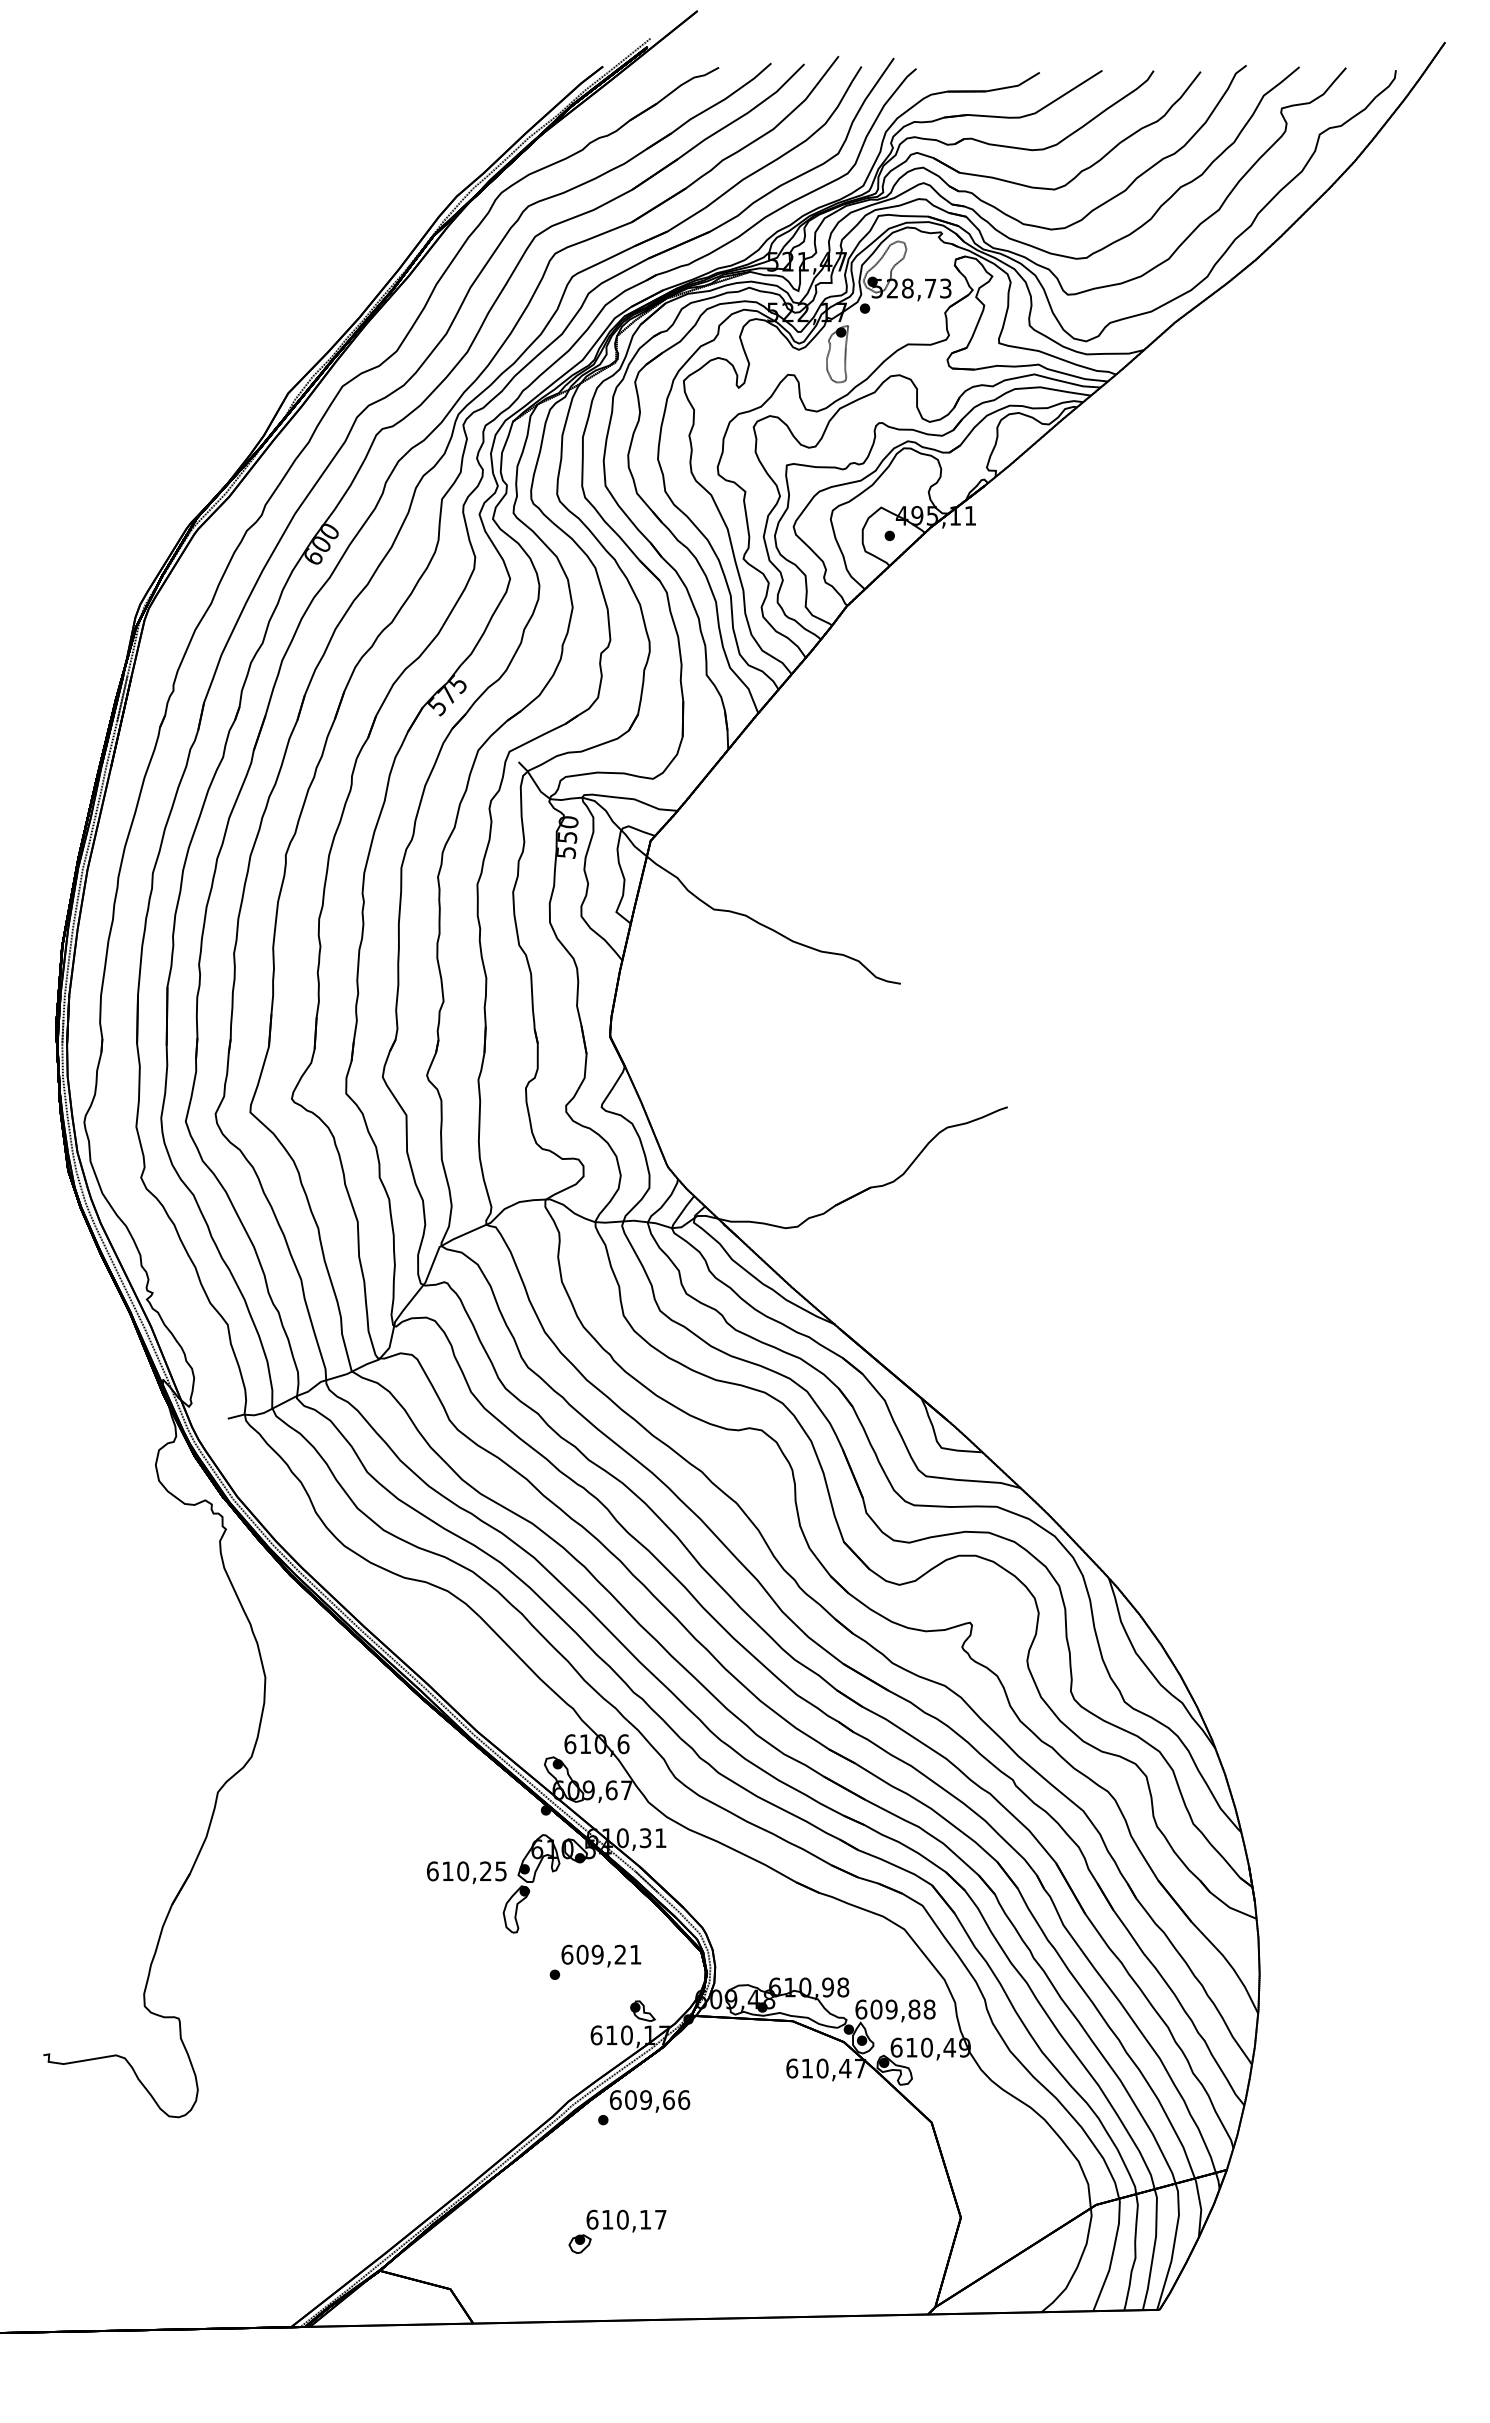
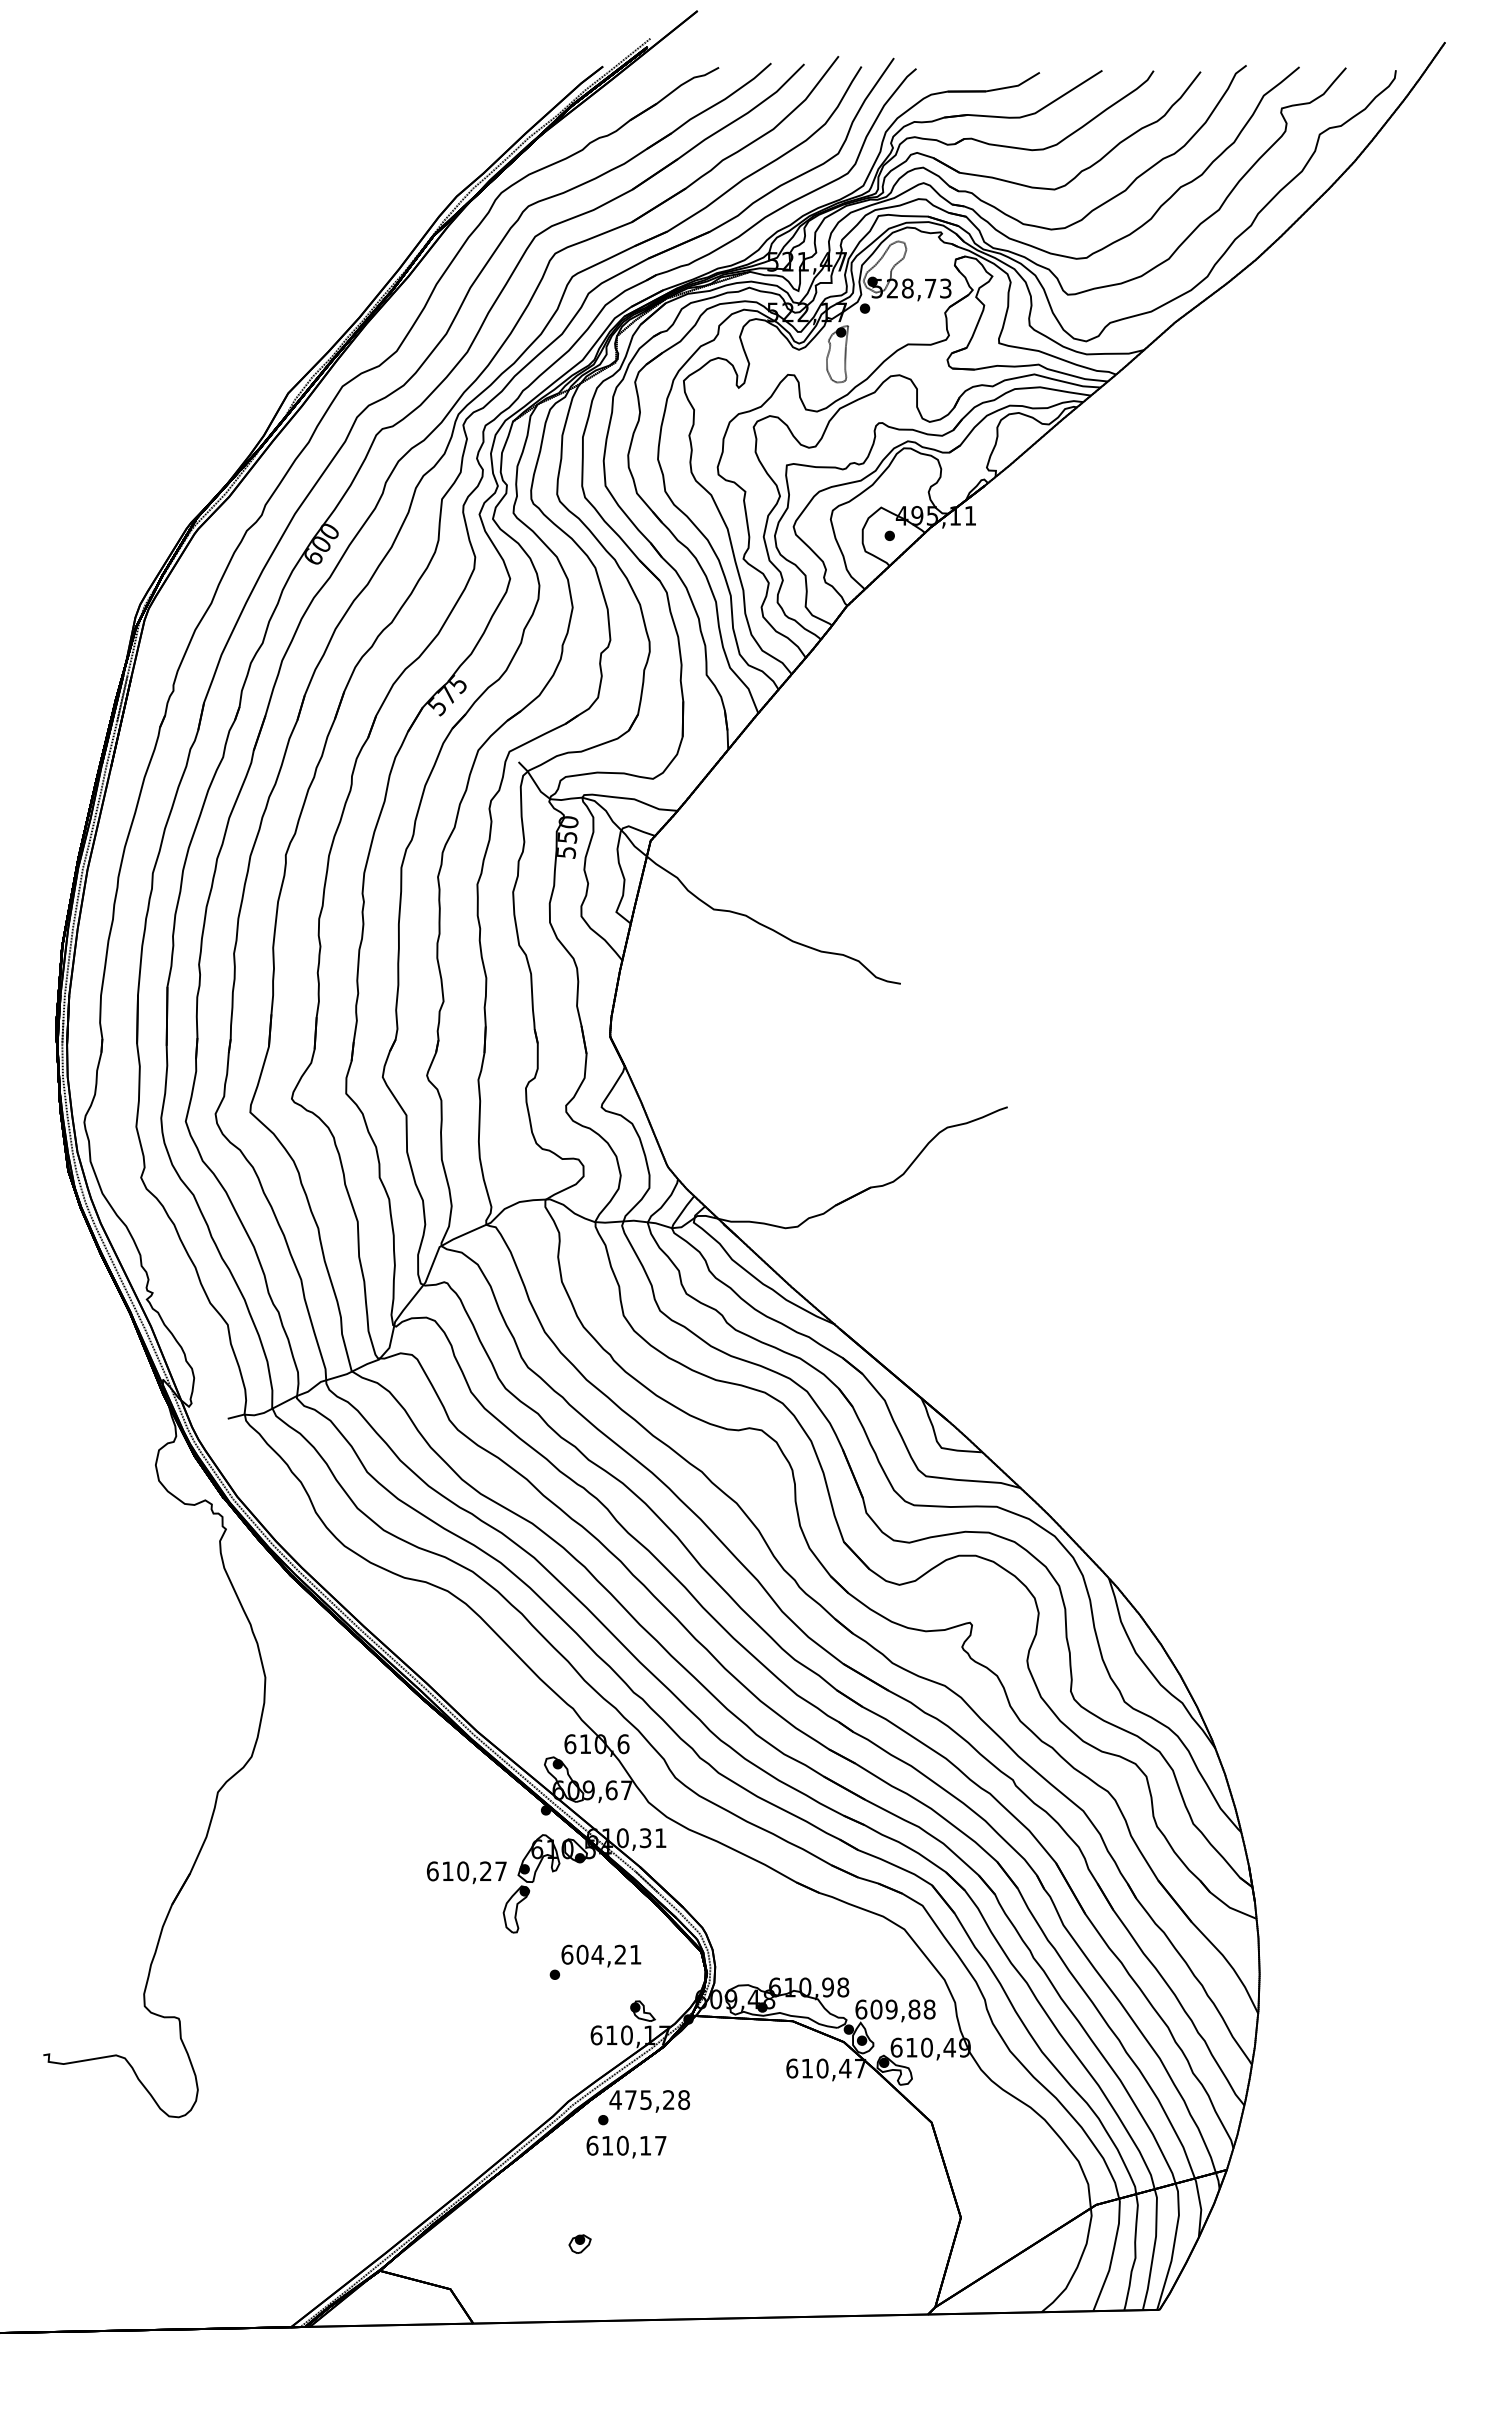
text: 610,25 -> 610,27 (500, 1871)
text: 609,21 -> 604,21 (597, 1954)
text: 609,66 -> 475,28 (649, 2100)
text position: (626, 2220) -> (626, 2146) (626, 2146)
